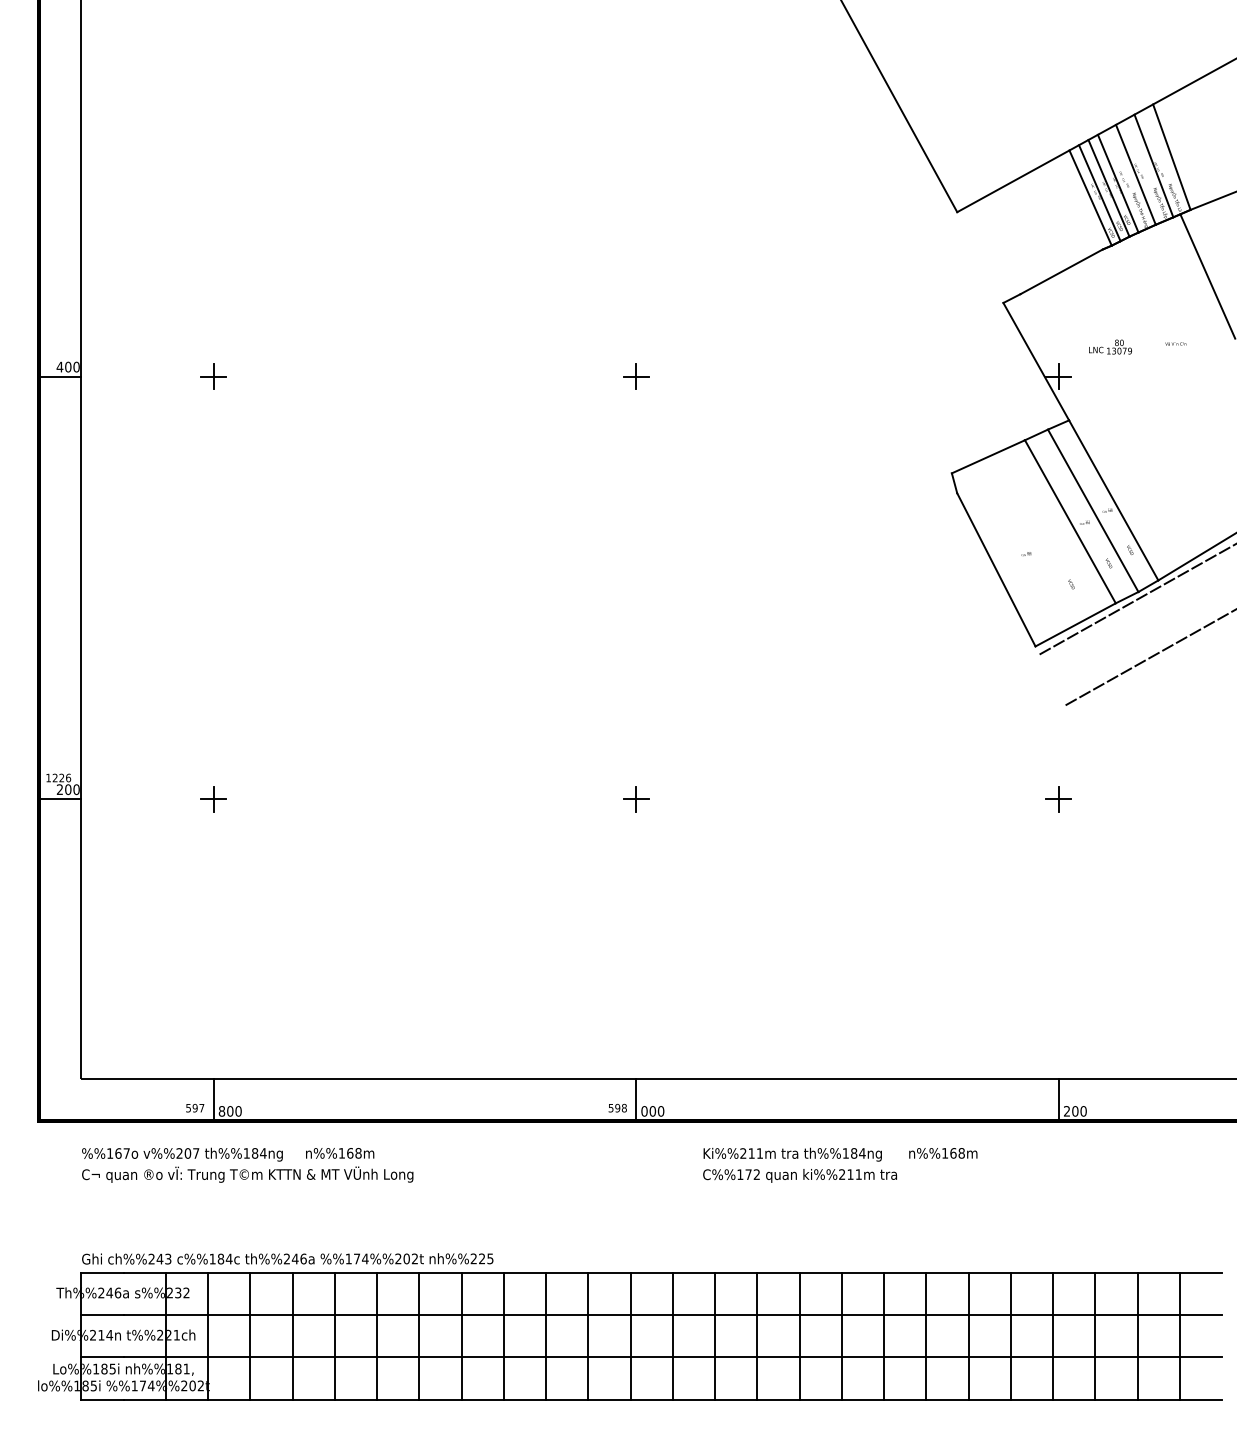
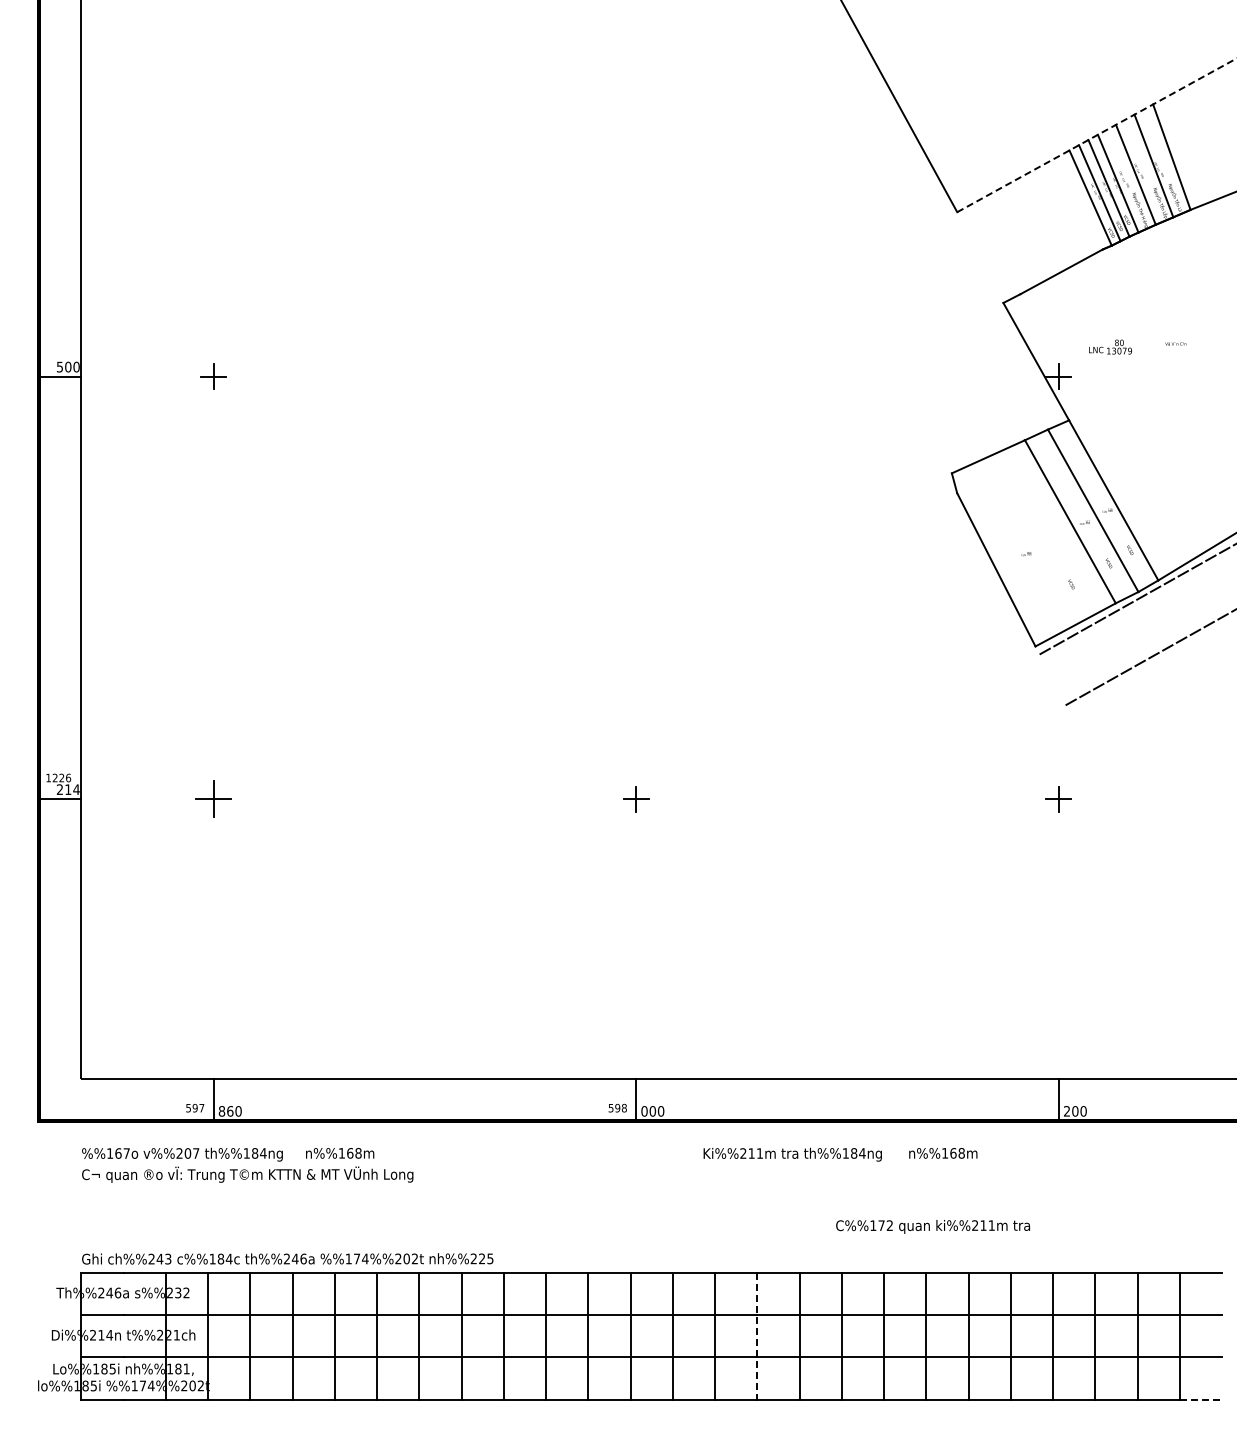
line: solid -> dashed (1097, 135)
line: present -> none (1206, 274)
text: 400 -> 500 (59, 366)
part: present -> none (636, 376)
text: 200 -> 214 (72, 789)
part size: 27x27 px -> 37x38 px (213, 798)
text: 800 -> 860 (230, 1111)
text position: (799, 1175) -> (932, 1226) (932, 1226)
line: solid -> dashed (757, 1336)
line: solid -> dashed (1201, 1399)
